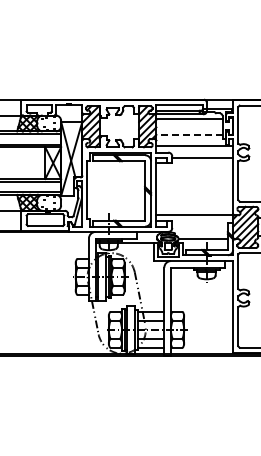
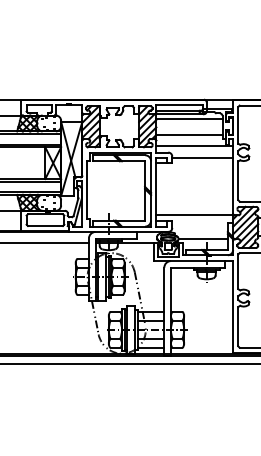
line: dashed -> solid (188, 135)
line: none -> present (45, 242)
line: none -> present (129, 364)
